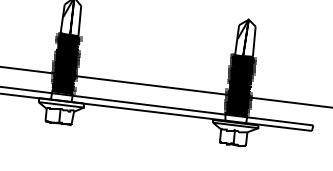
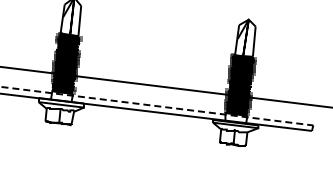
line: solid -> dashed (156, 106)
